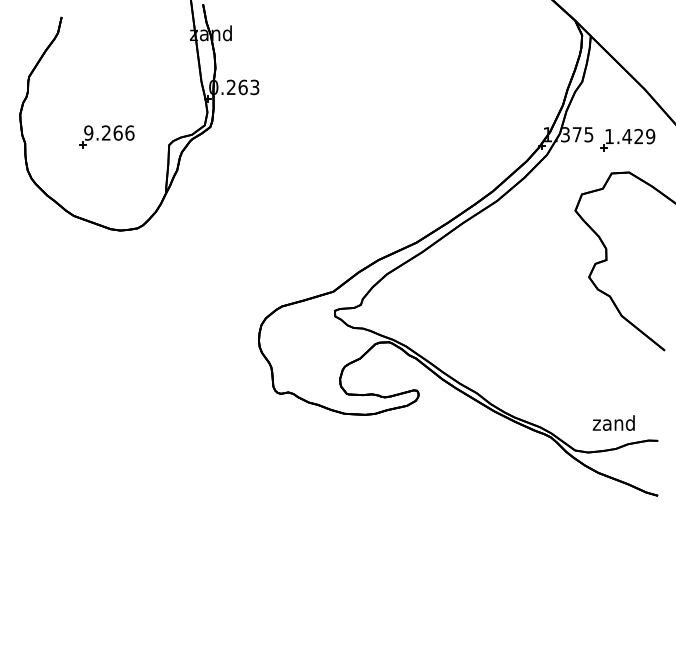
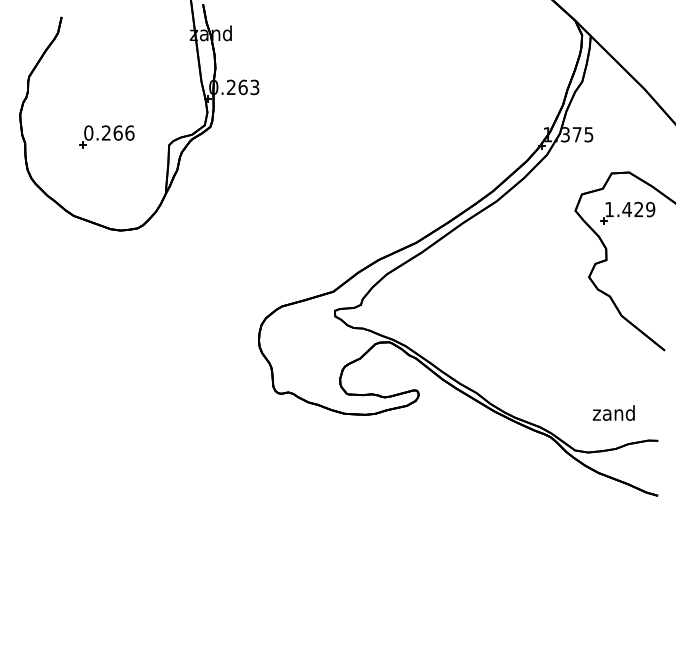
text: 9.266 -> 0.266 (88, 132)
part position: (627, 139) -> (627, 212) (627, 212)
text position: (613, 422) -> (613, 412) (613, 412)
